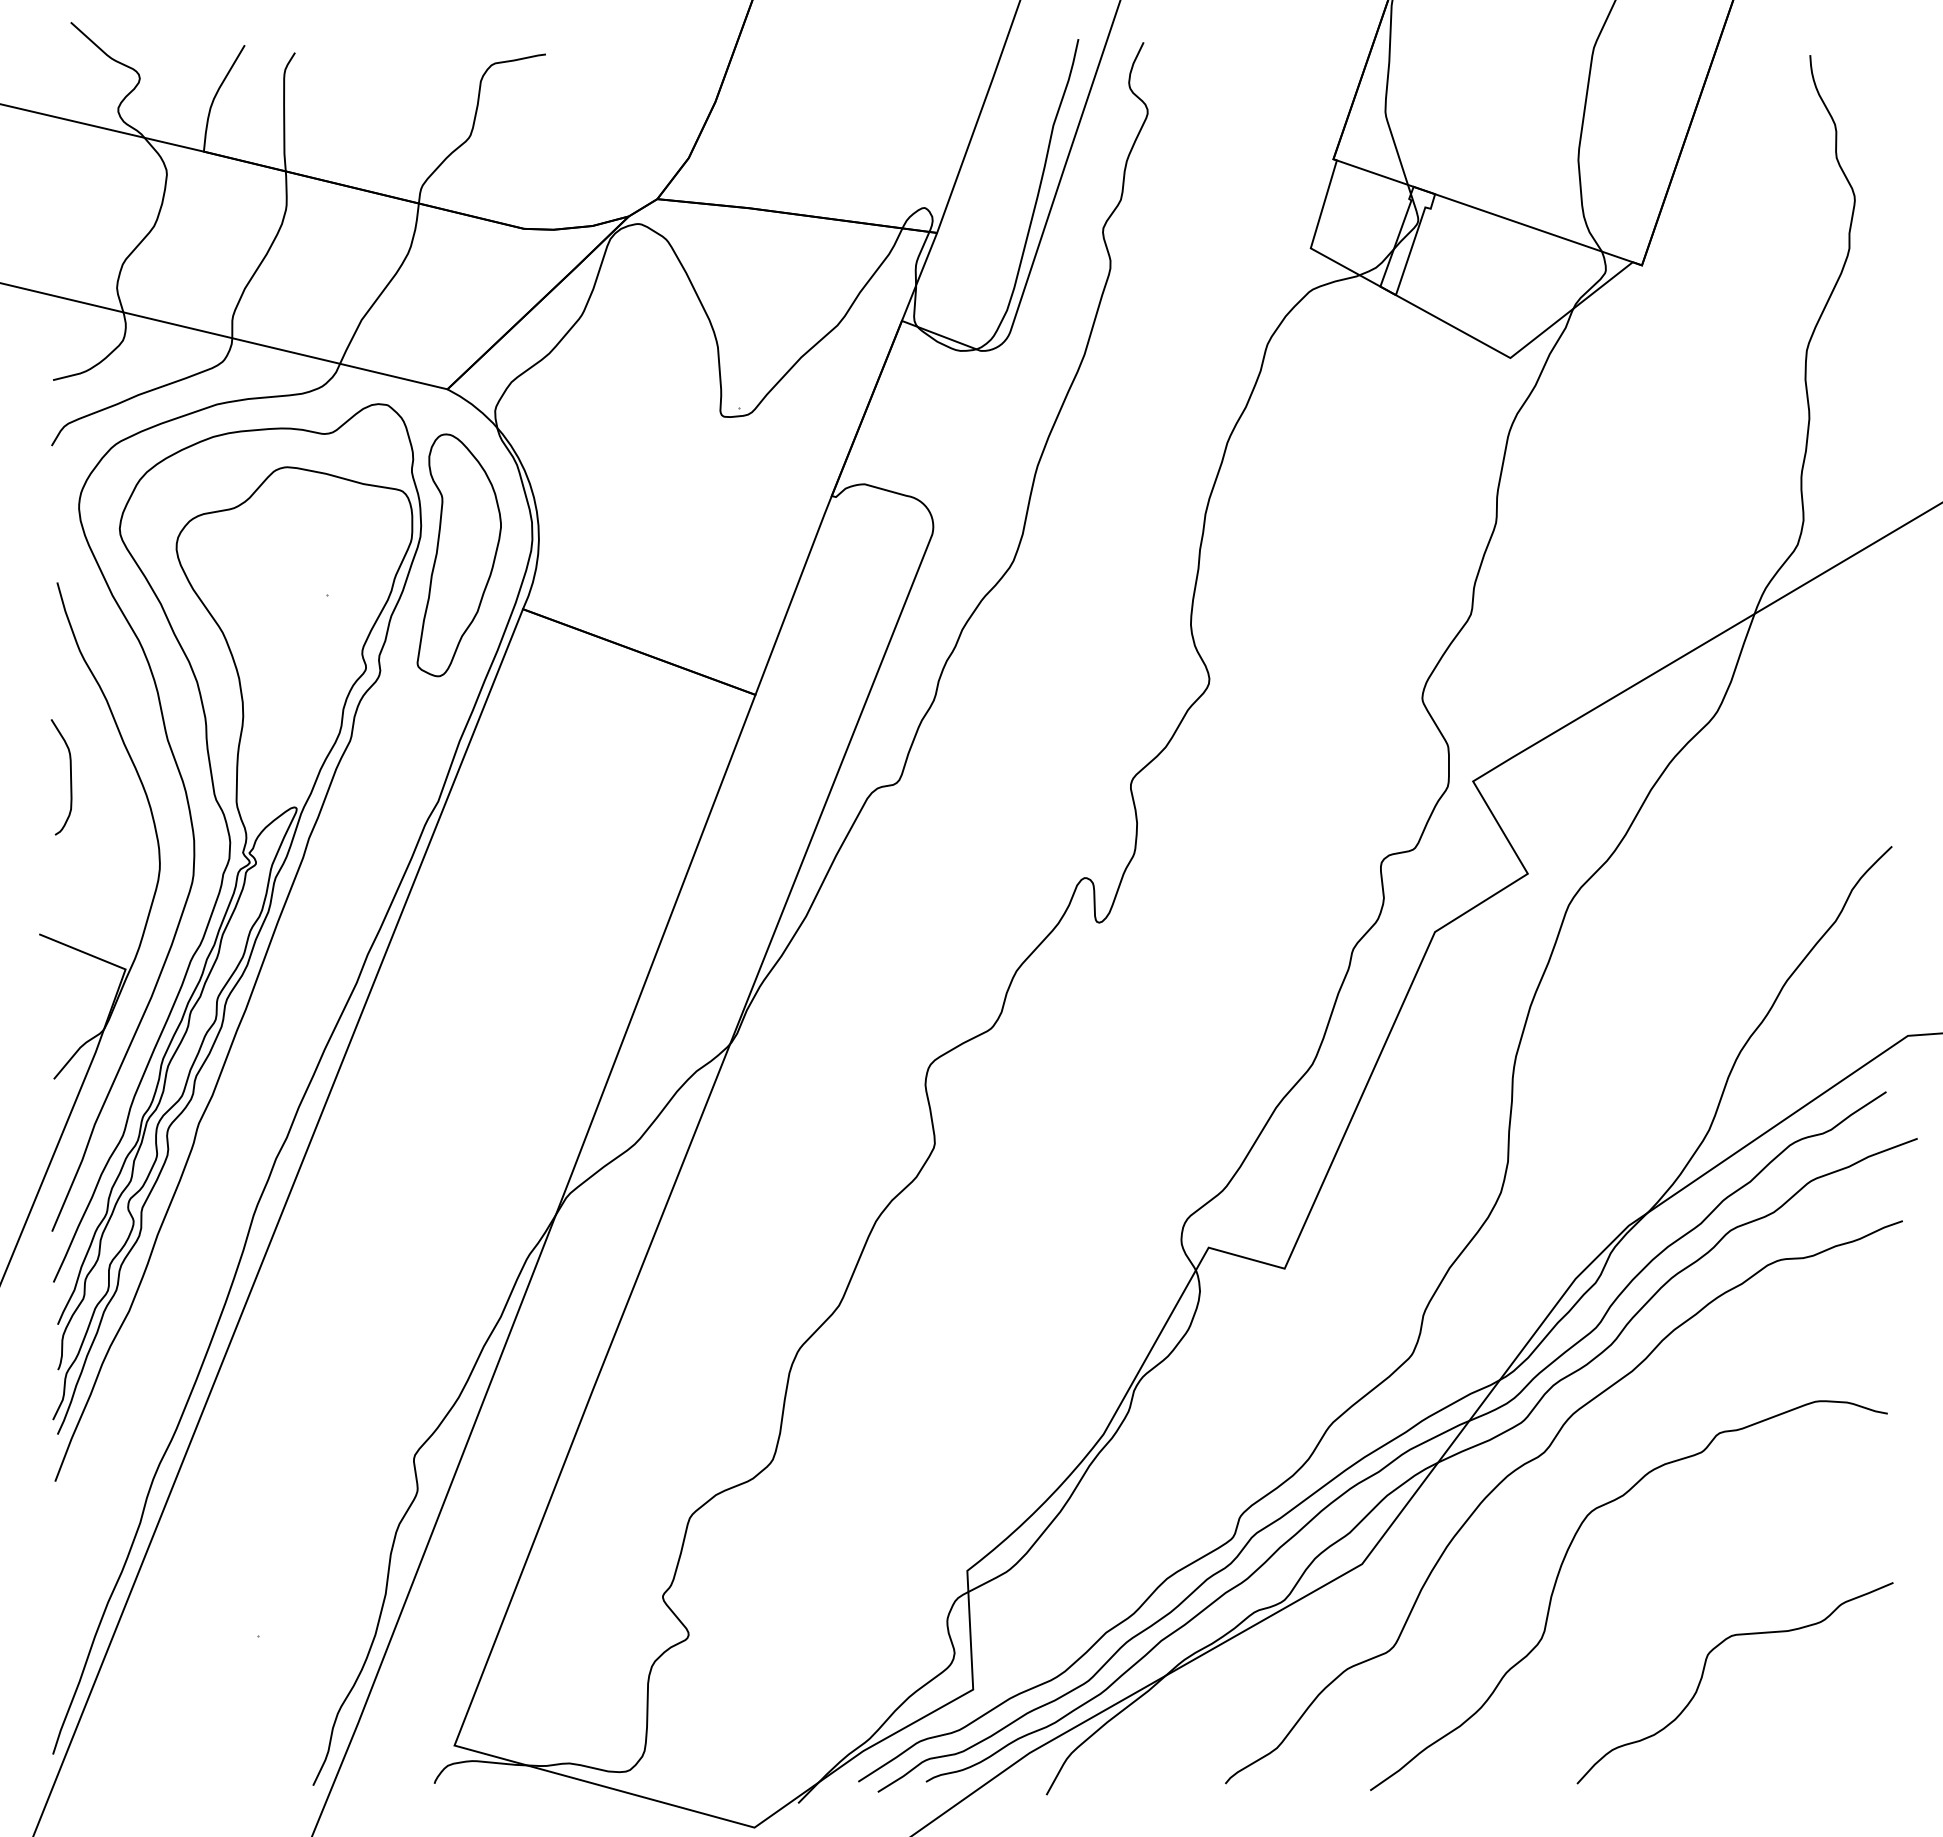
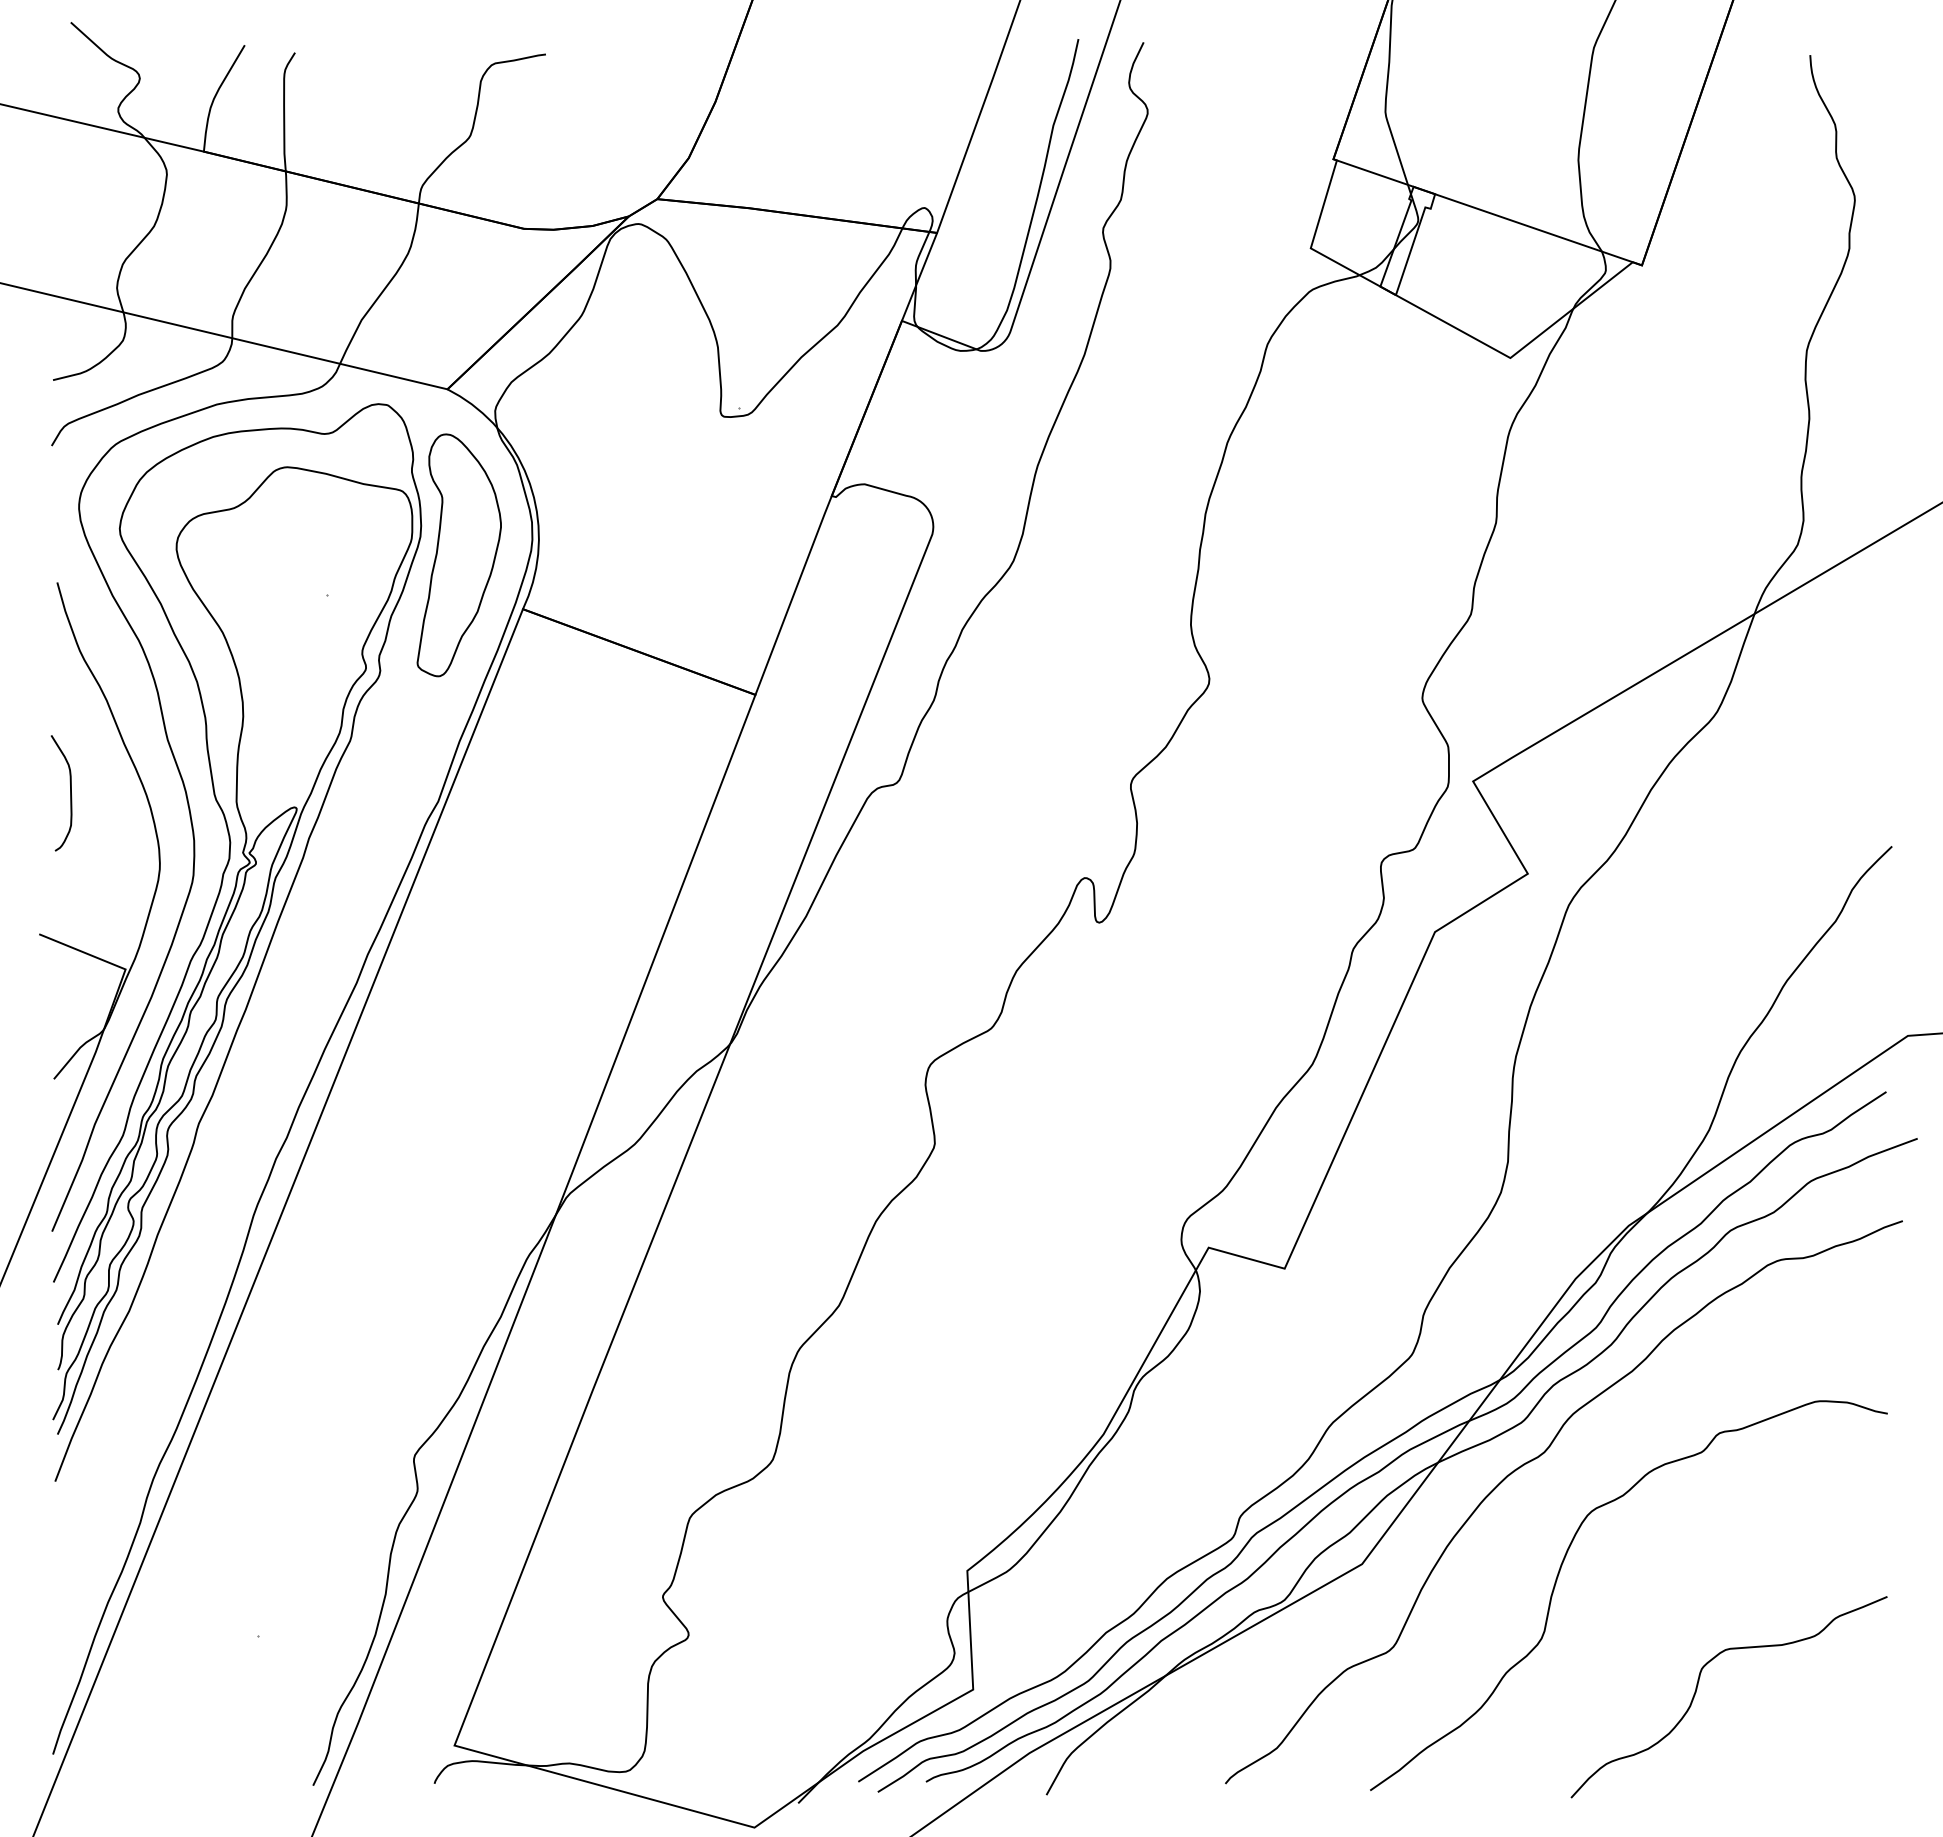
curve position: (70, 777) -> (70, 793) (70, 793)
curve position: (1703, 1675) -> (1697, 1689) (1697, 1689)
